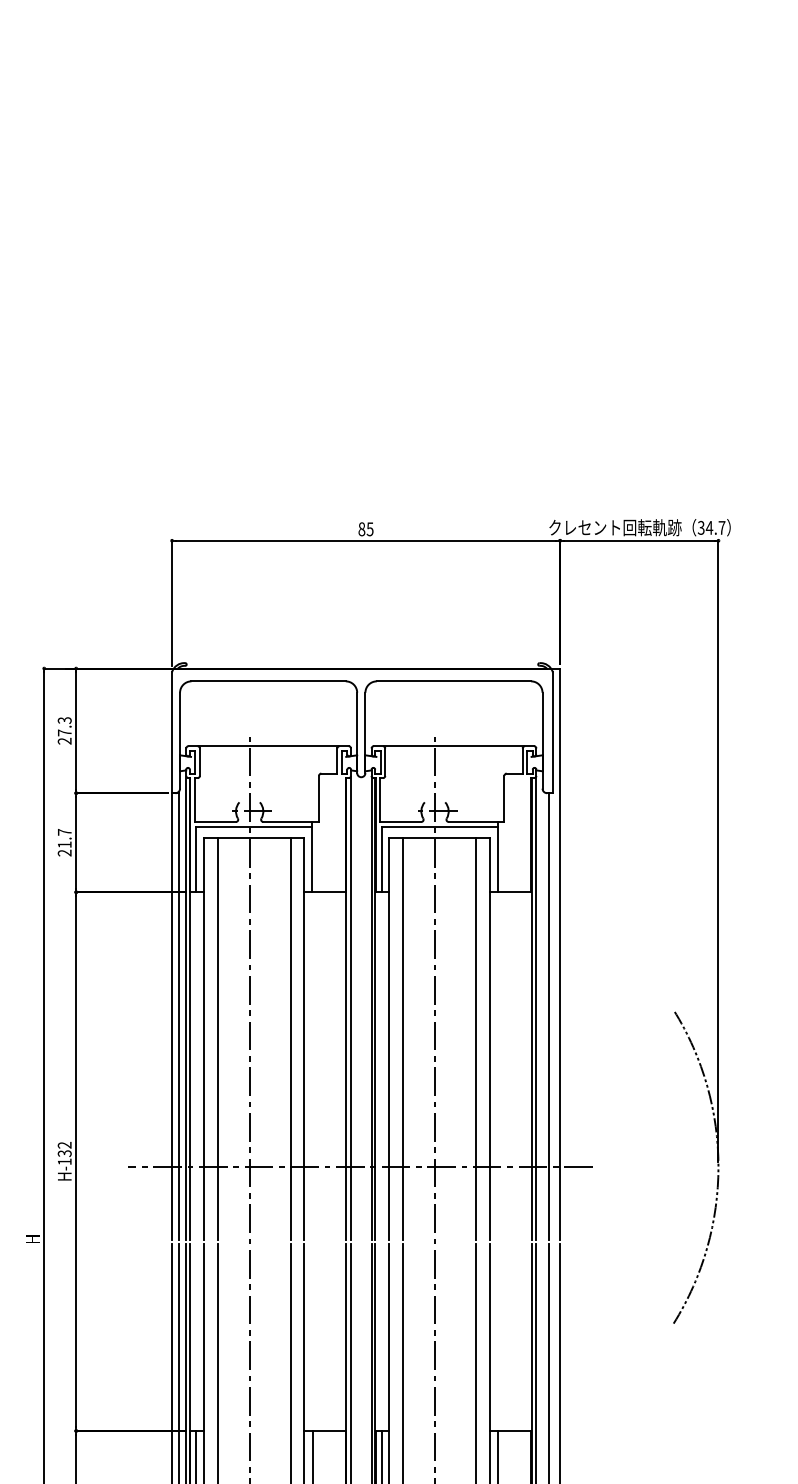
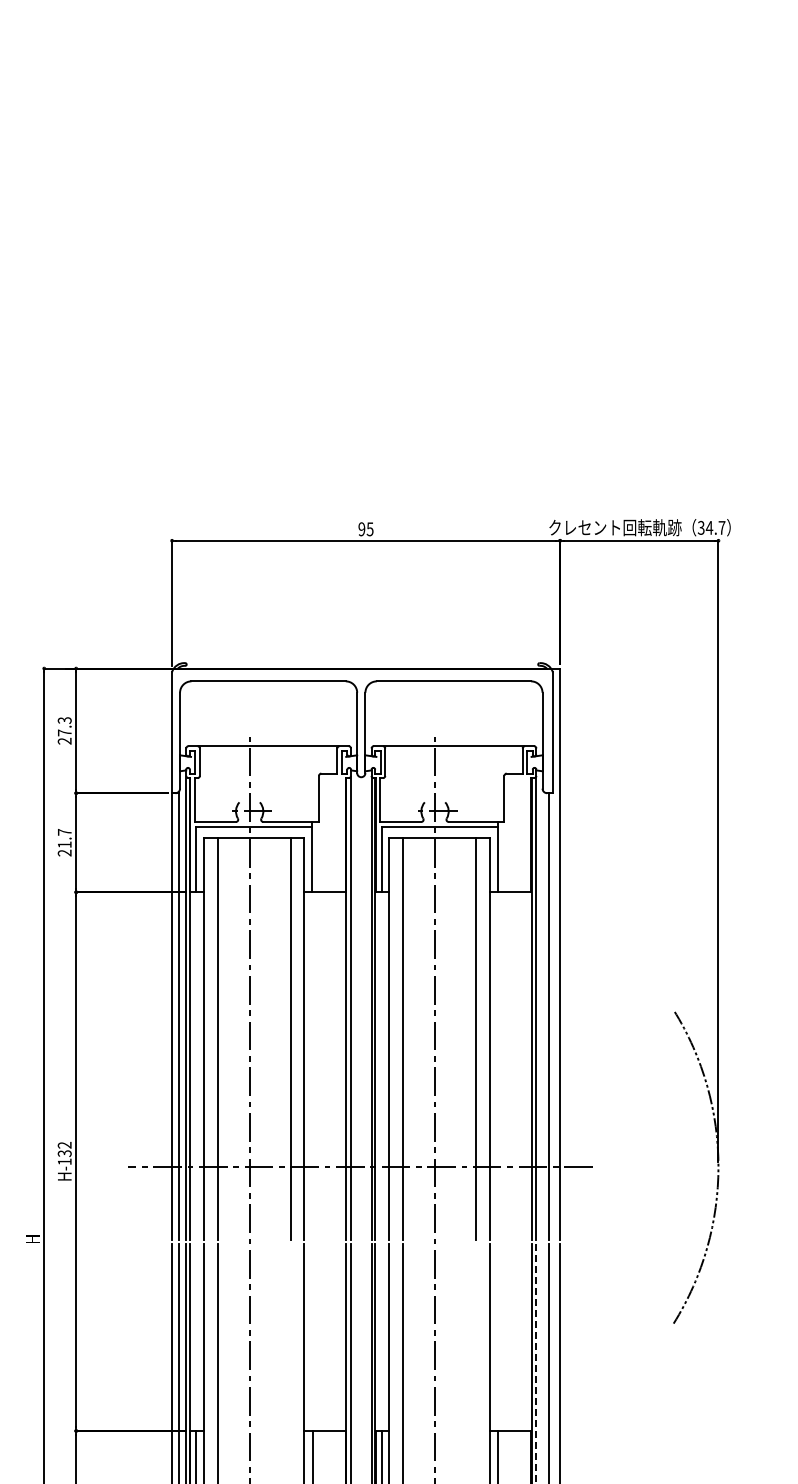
text: 85 -> 95 (361, 529)
line: present -> none (290, 1361)
line: present -> none (476, 1361)
line: solid -> dashed (536, 1363)
